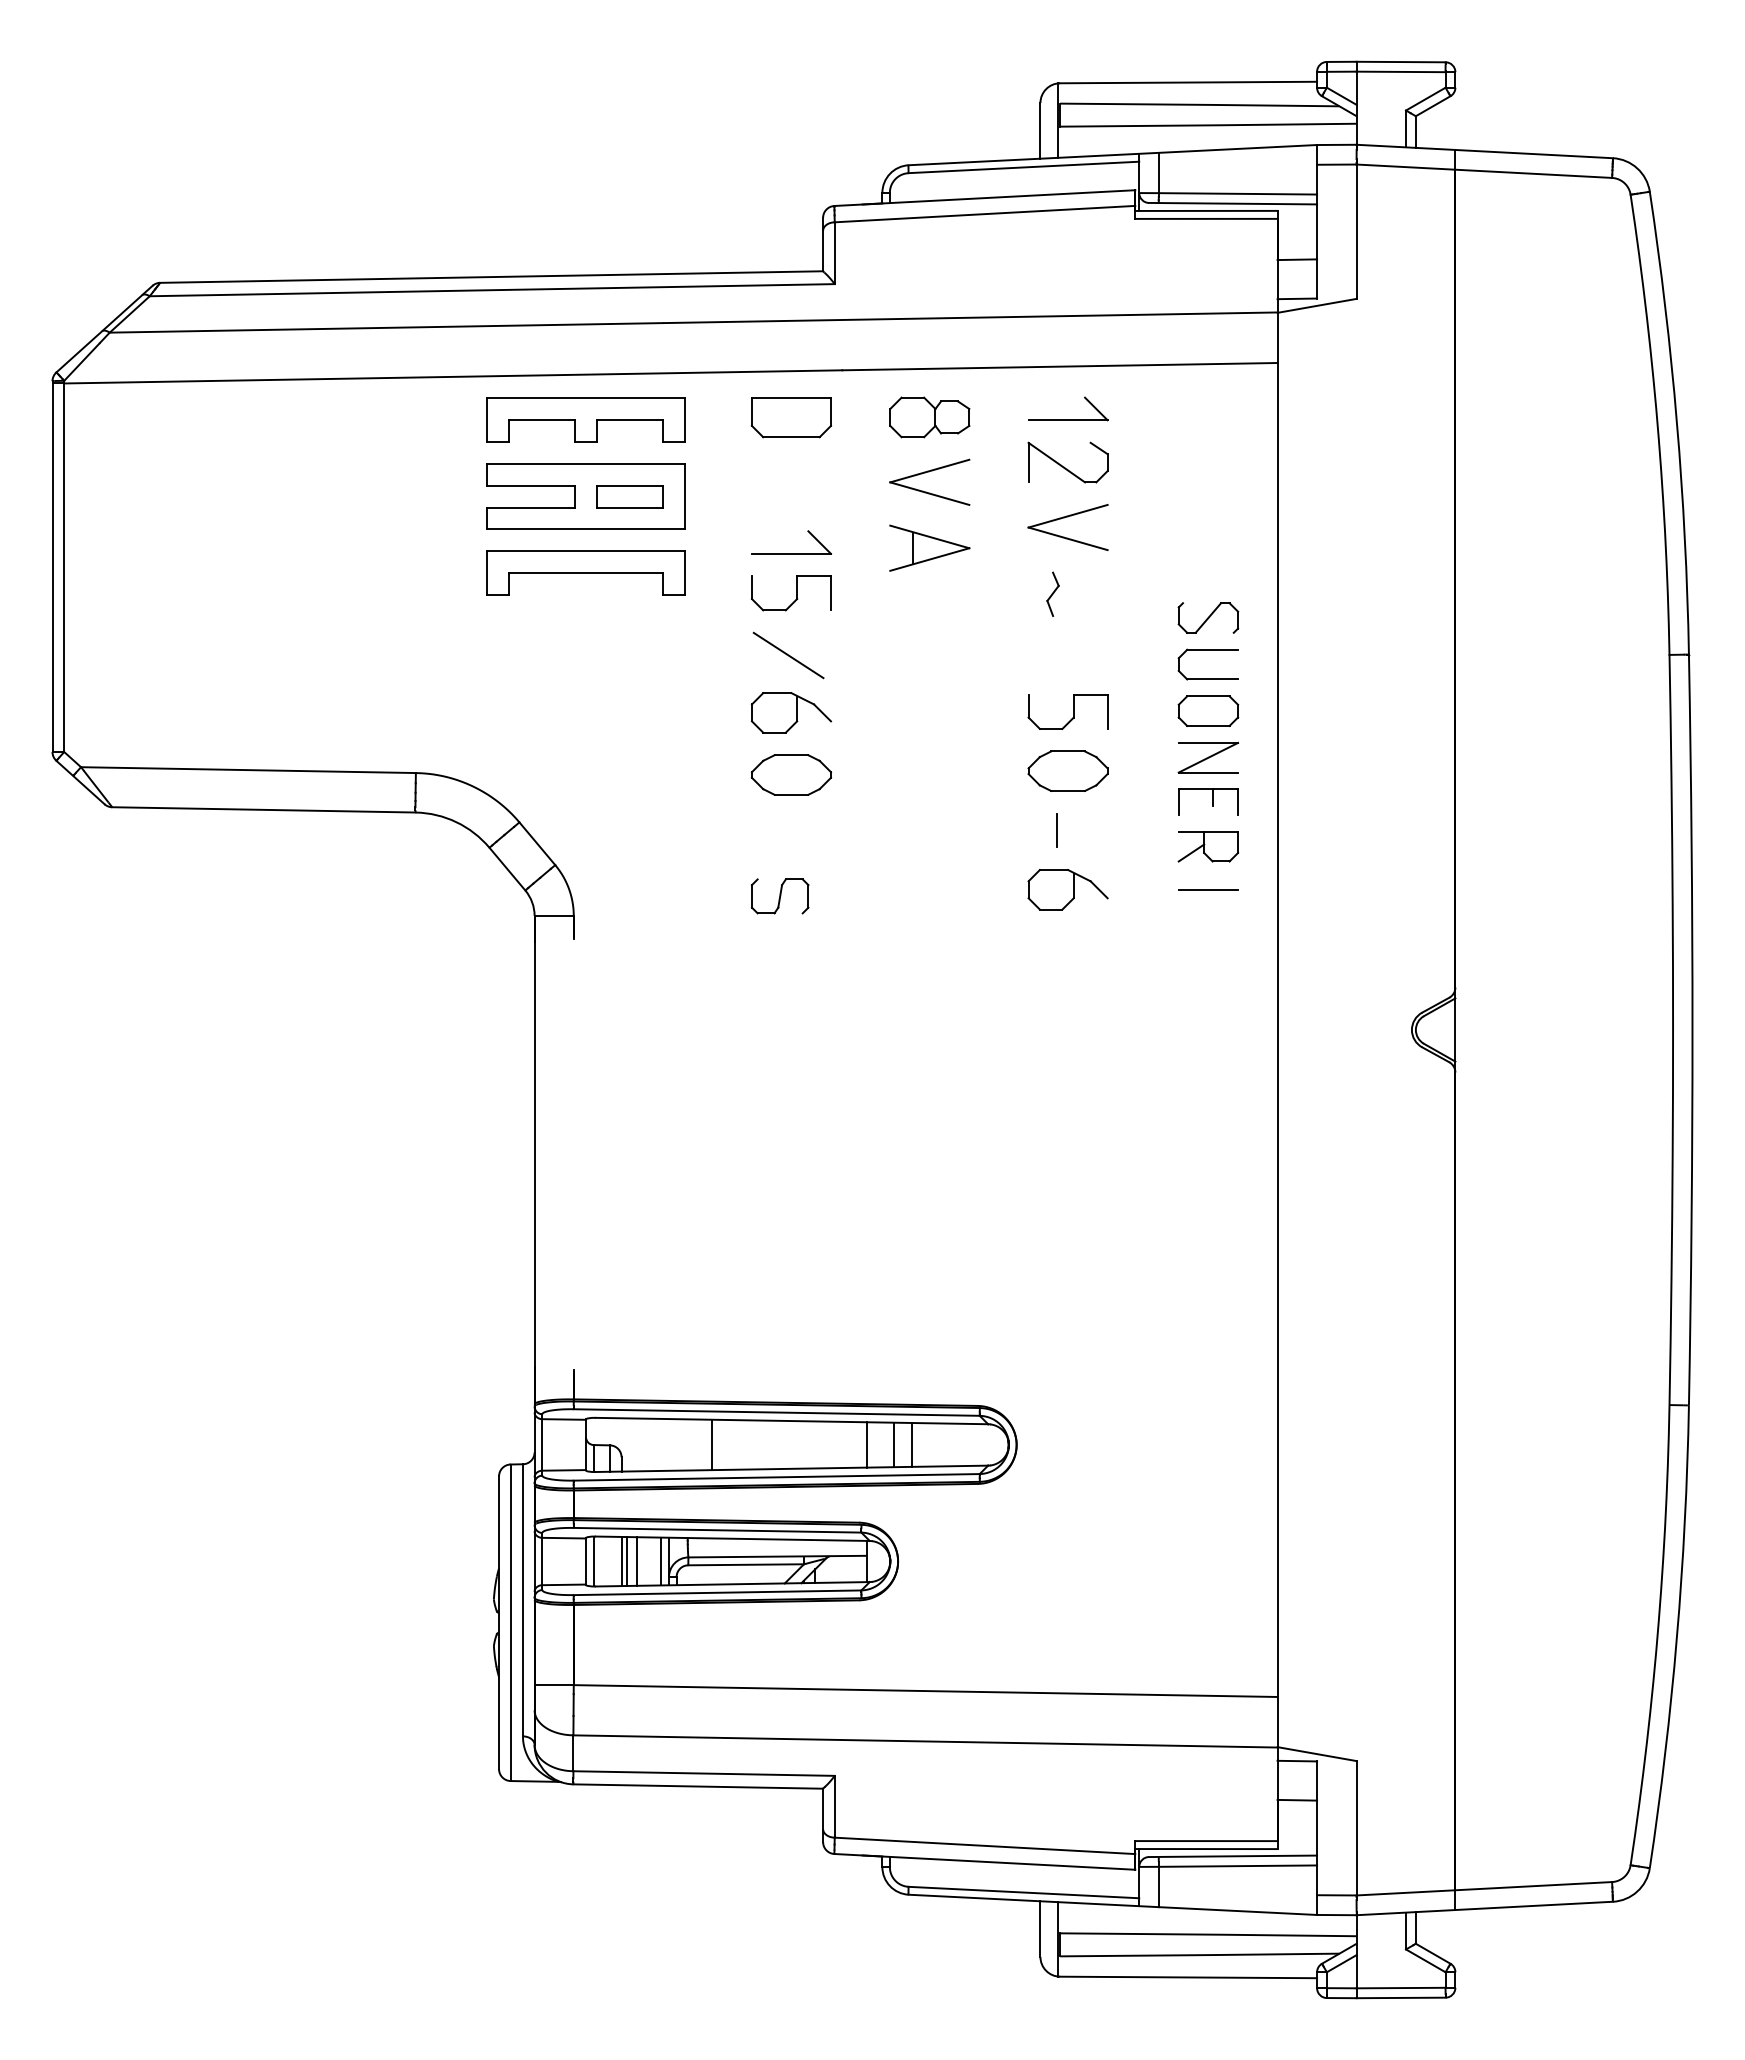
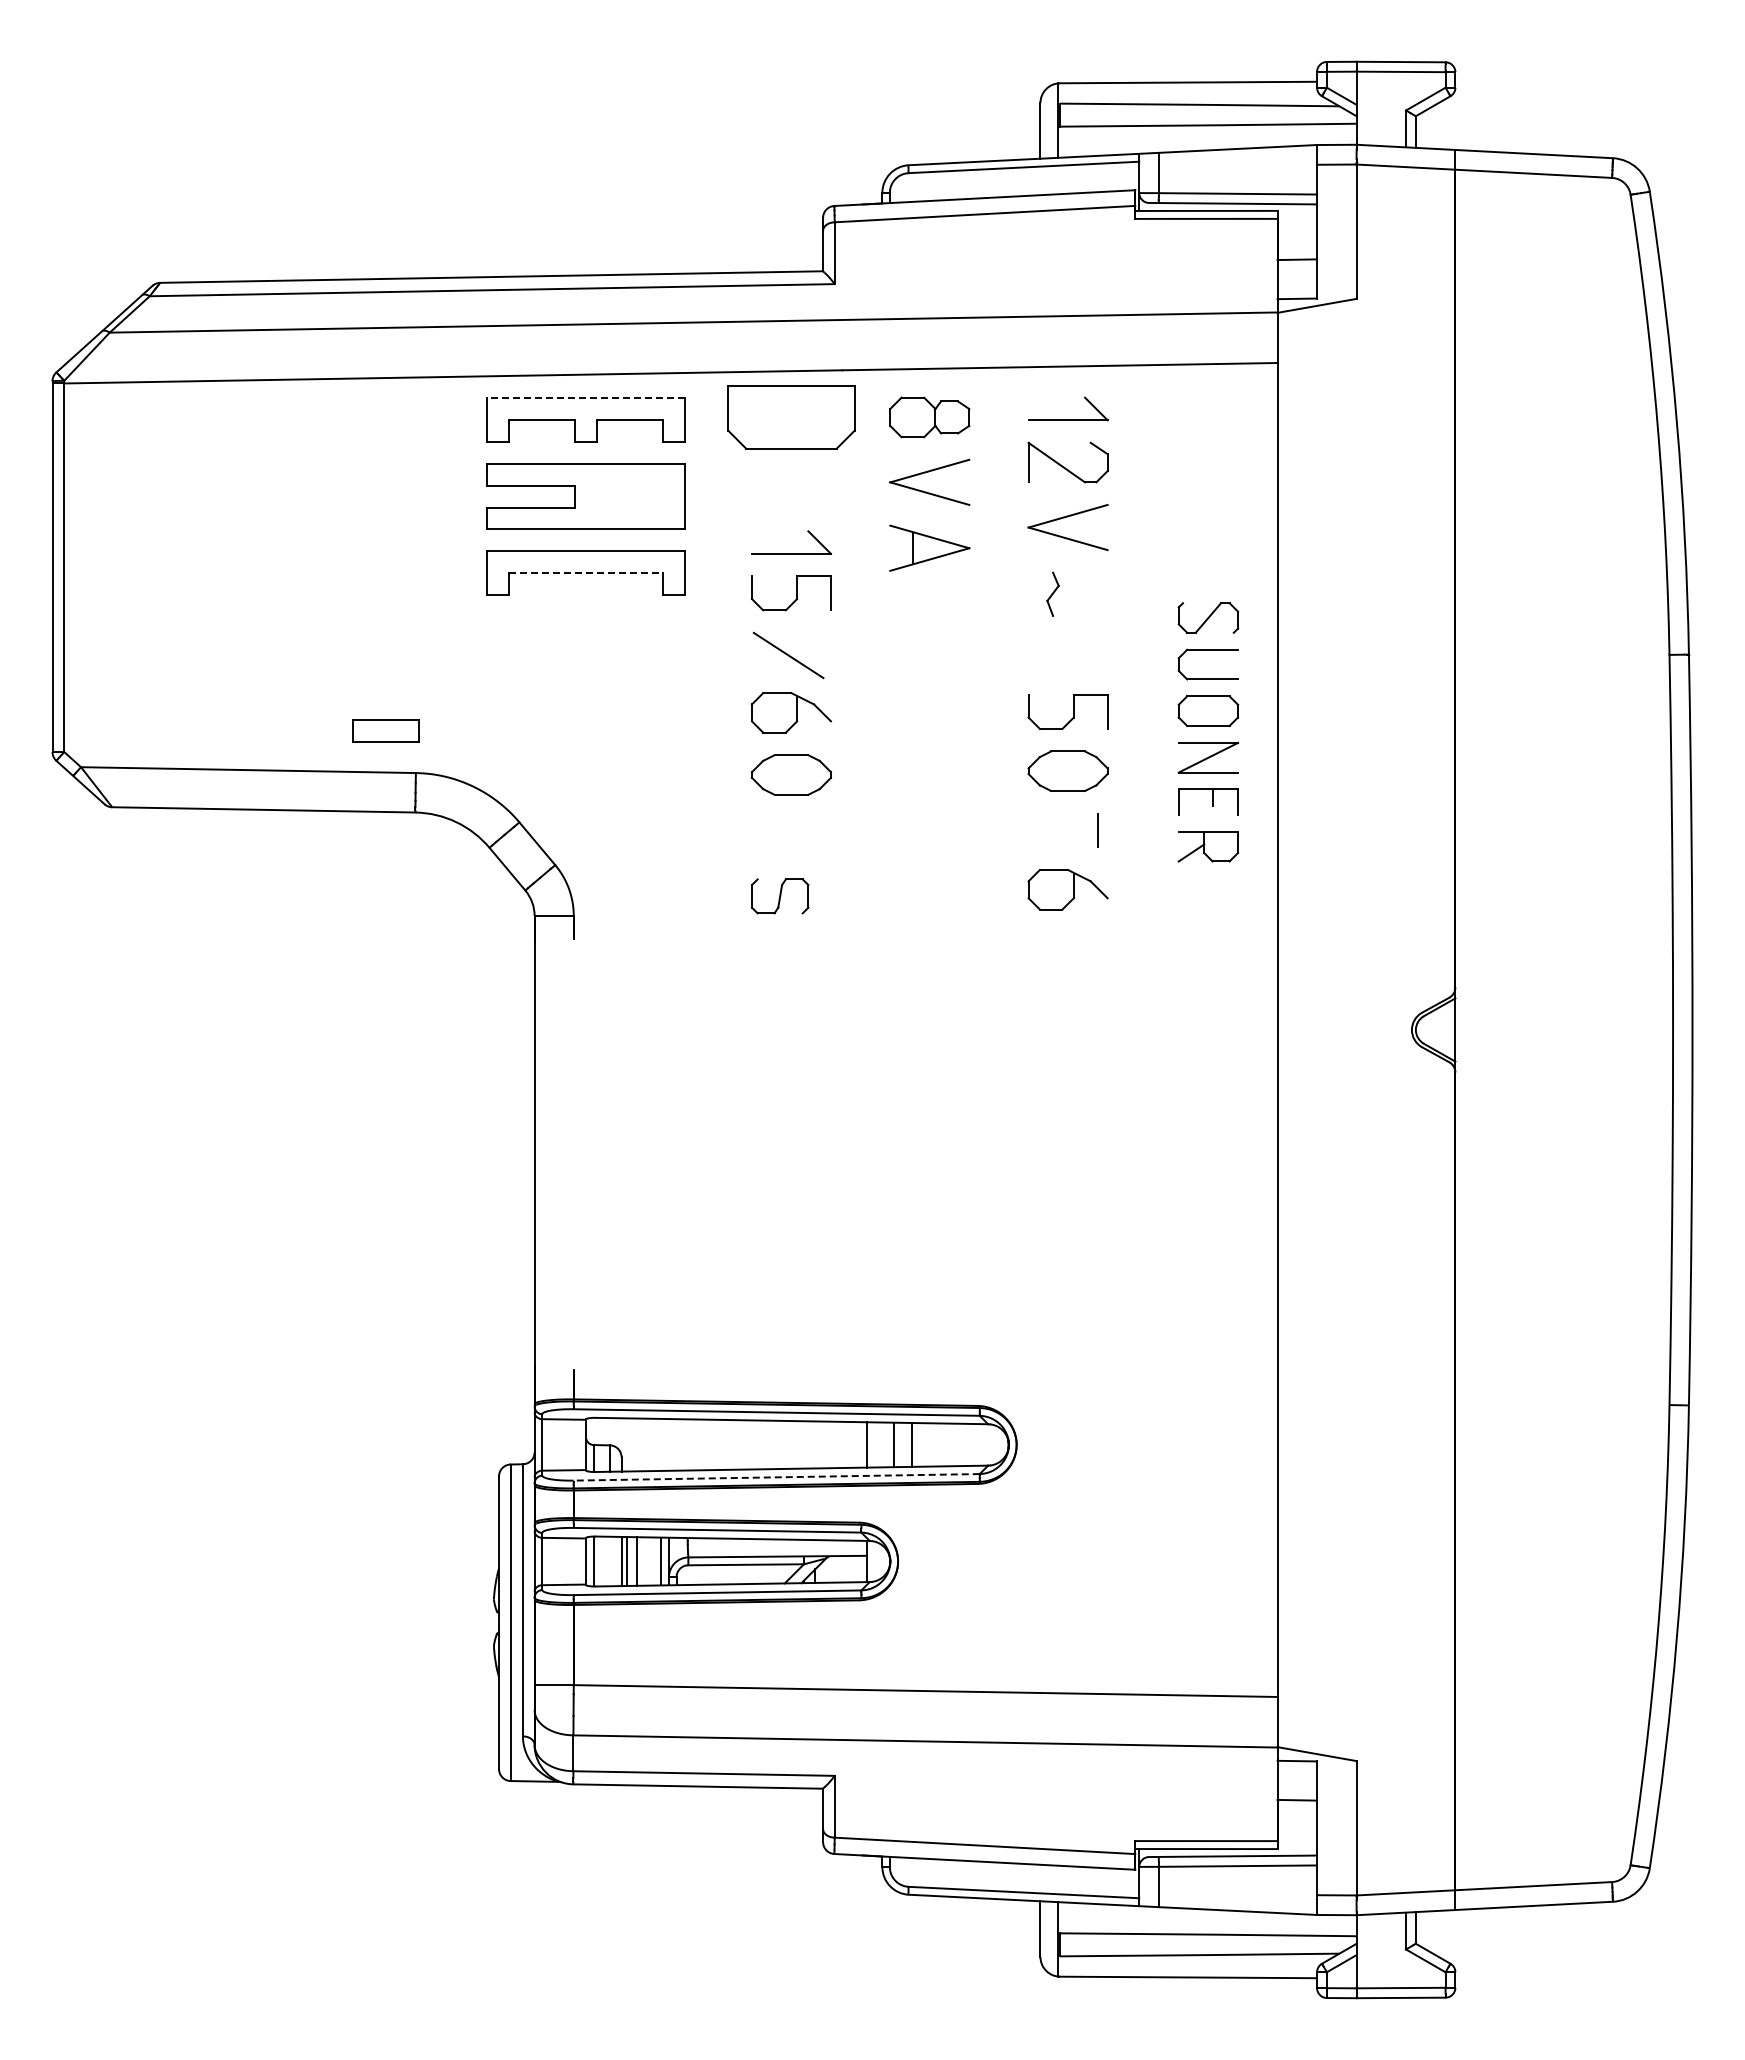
line: solid -> dashed (586, 397)
part size: 81x42 px -> 129x65 px (791, 417)
part position: (629, 496) -> (385, 730) (385, 730)
line: solid -> dashed (586, 573)
line position: (1056, 830) -> (1097, 830) (1097, 830)
line: present -> none (1208, 889)
line: present -> none (712, 1444)
line: solid -> dashed (776, 1477)
